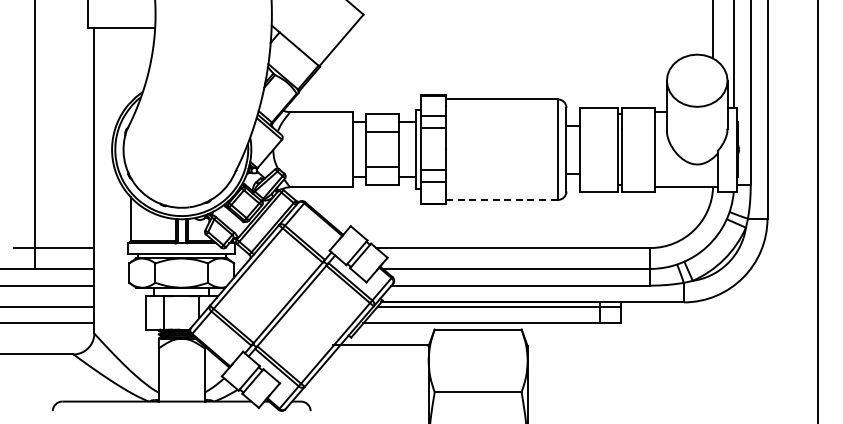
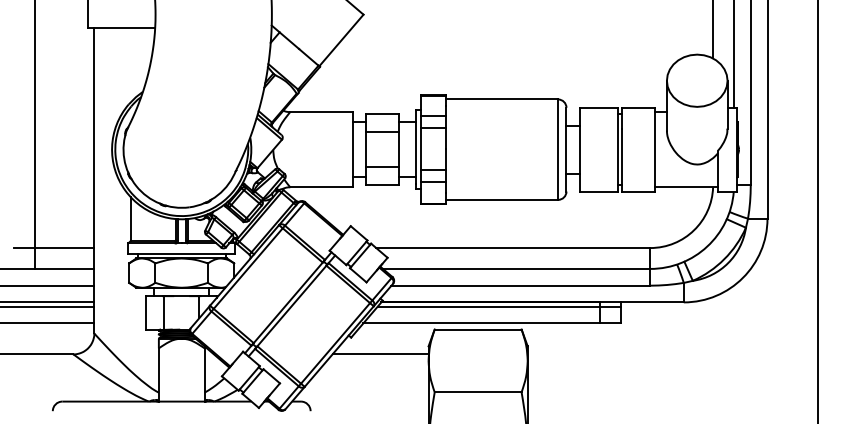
line: dashed -> solid (502, 199)
line: none -> present (48, 302)
line position: (380, 345) -> (380, 354) (380, 354)
